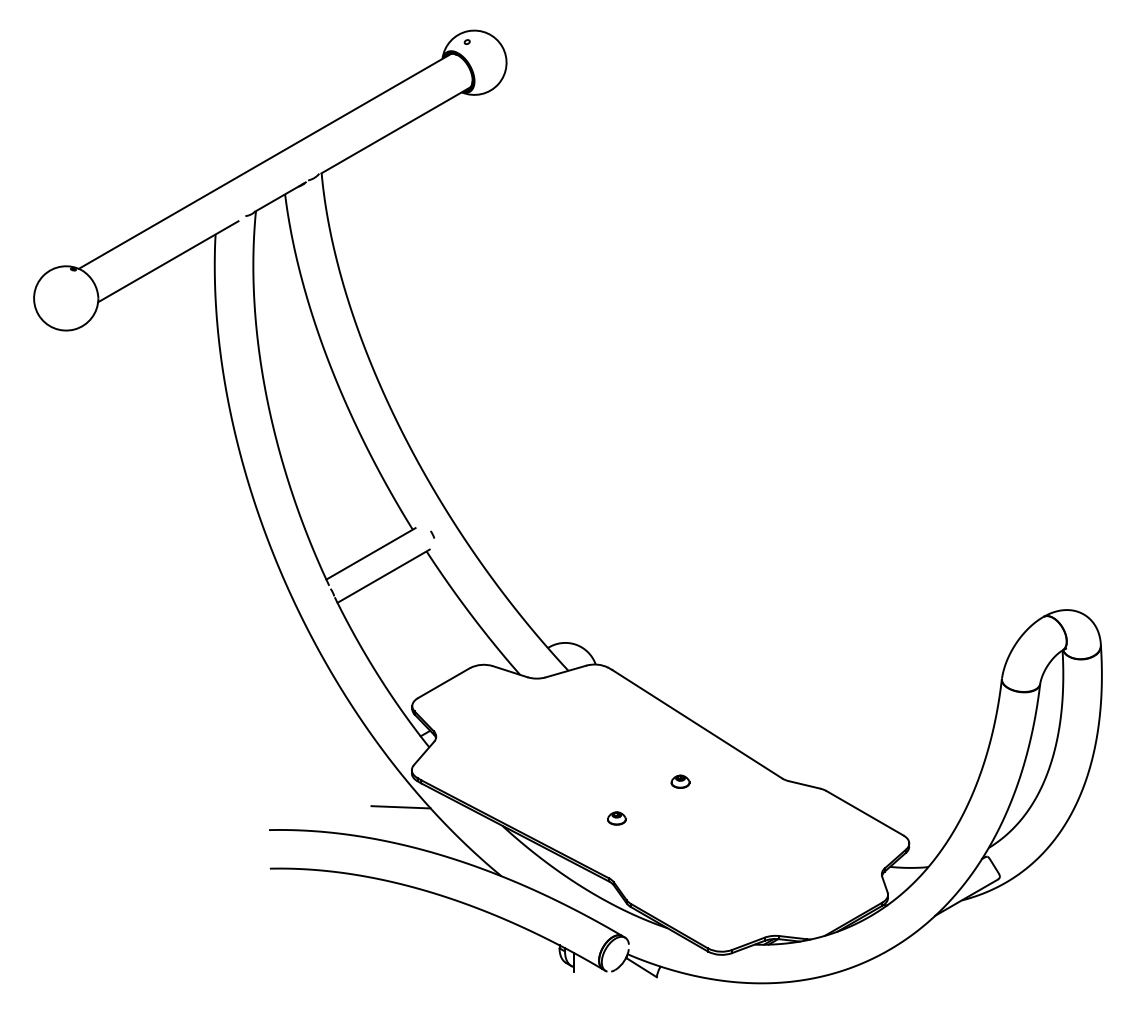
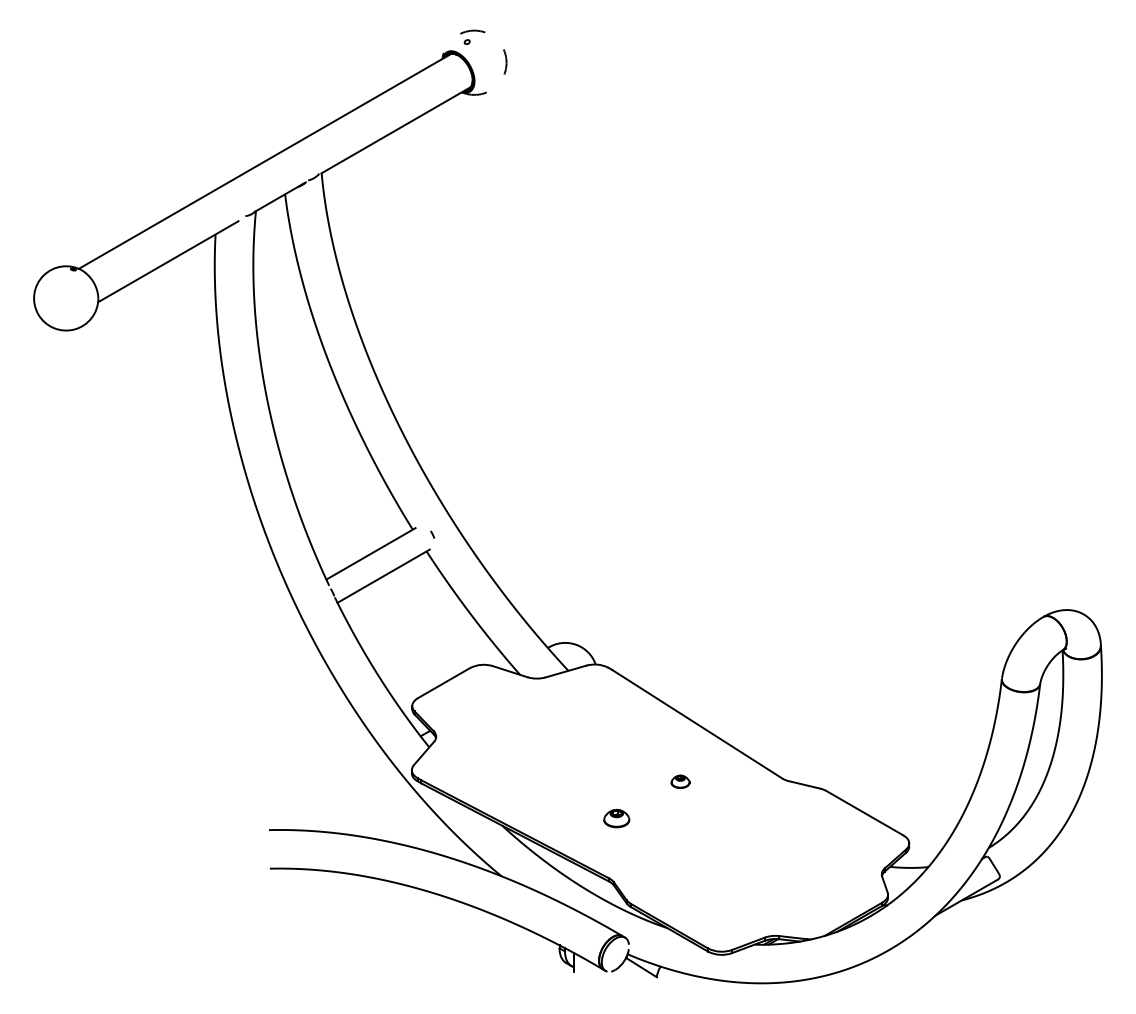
arc: solid -> dashed (502, 46)
line: present -> none (400, 807)
part size: 20x15 px -> 28x21 px (616, 818)
